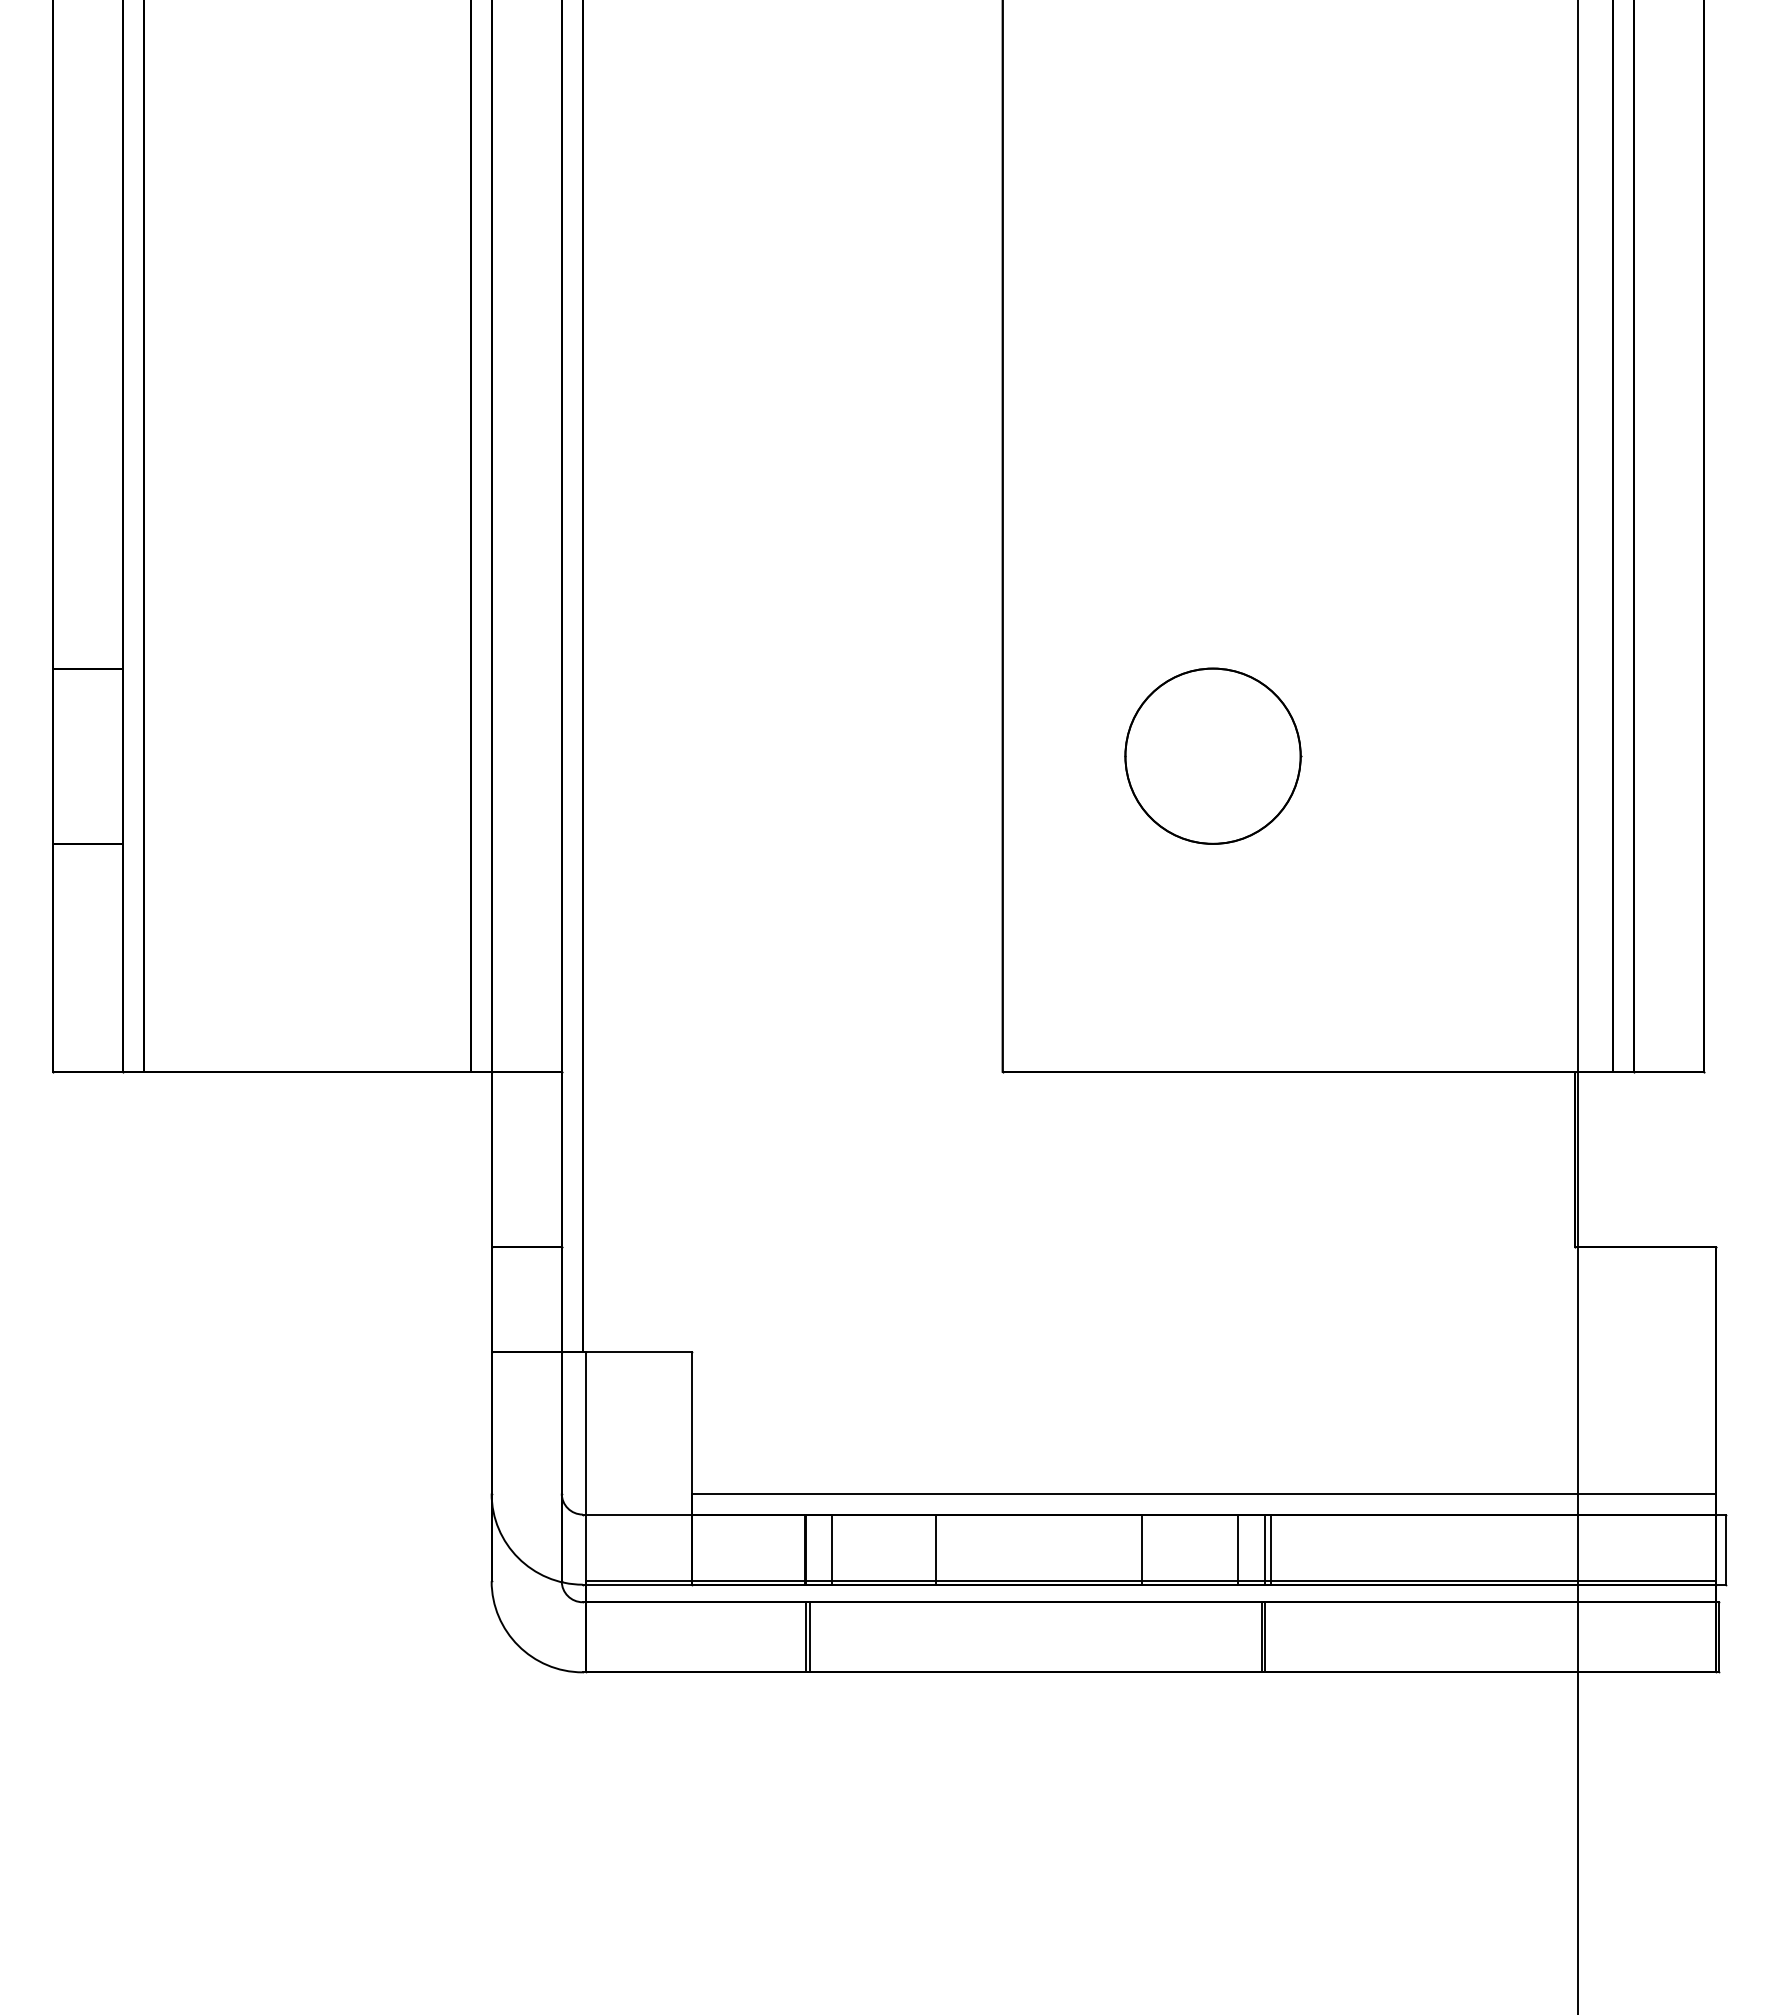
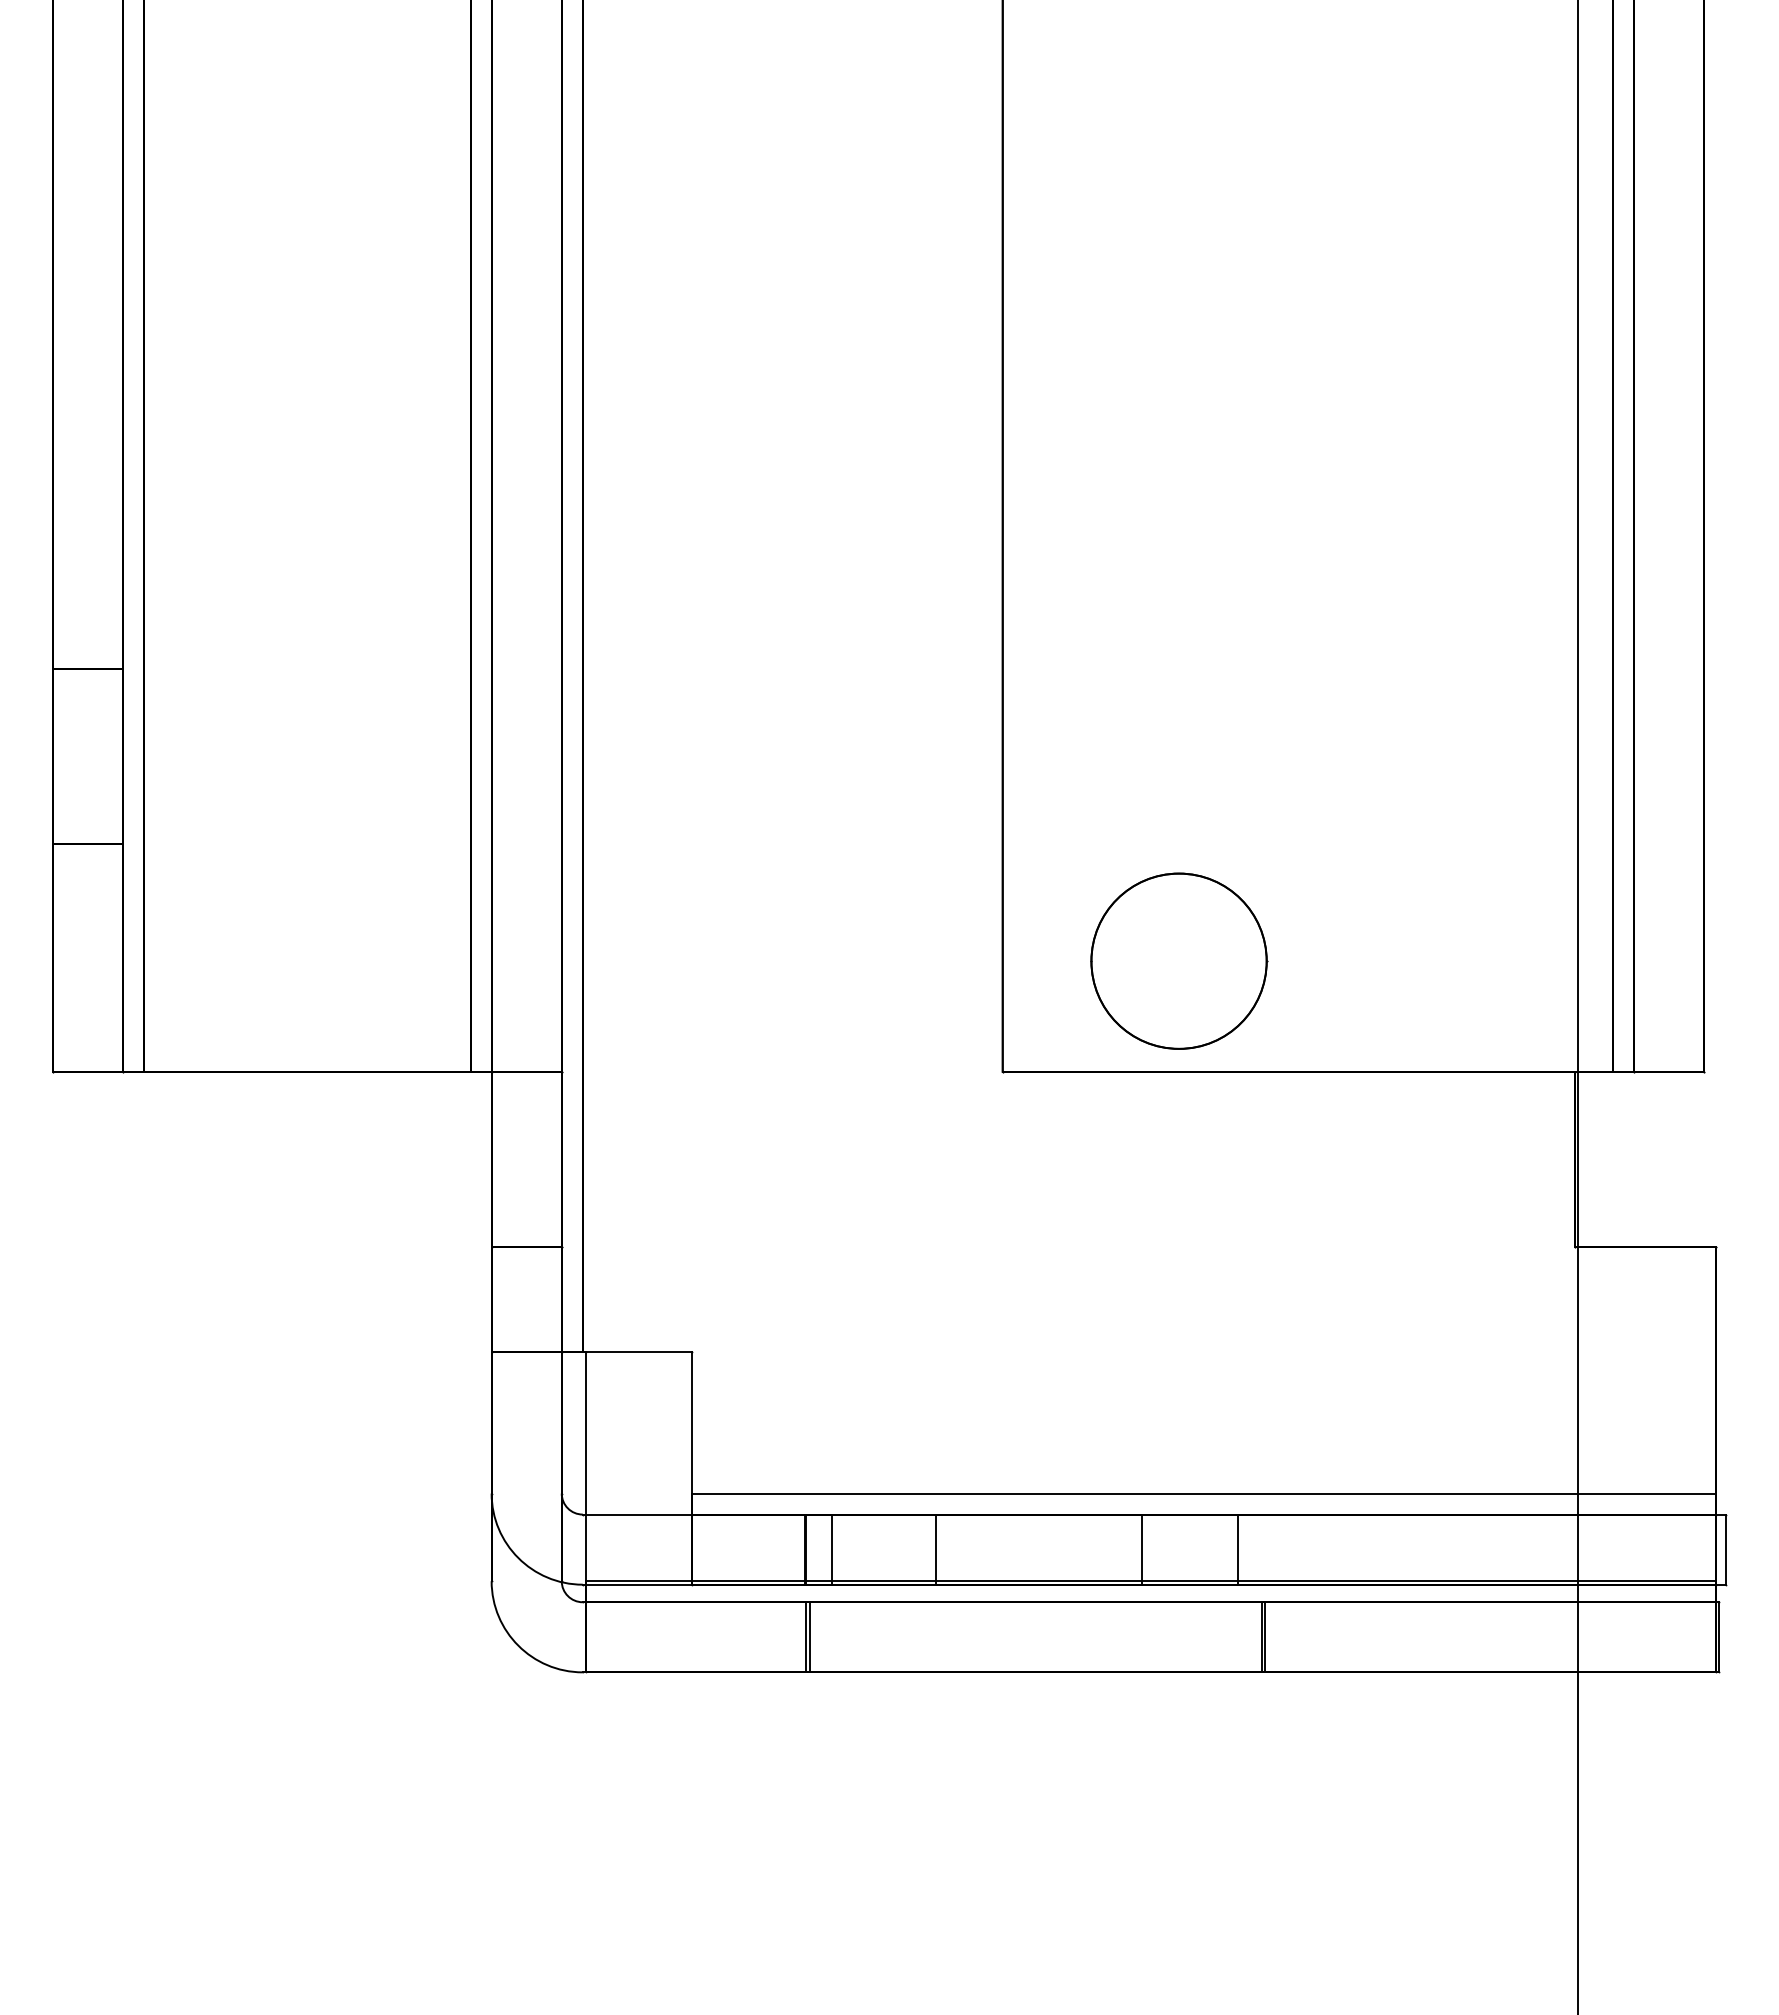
part position: (1213, 755) -> (1179, 960) (1179, 960)
line: present -> none (1265, 1549)
line: present -> none (1271, 1549)
